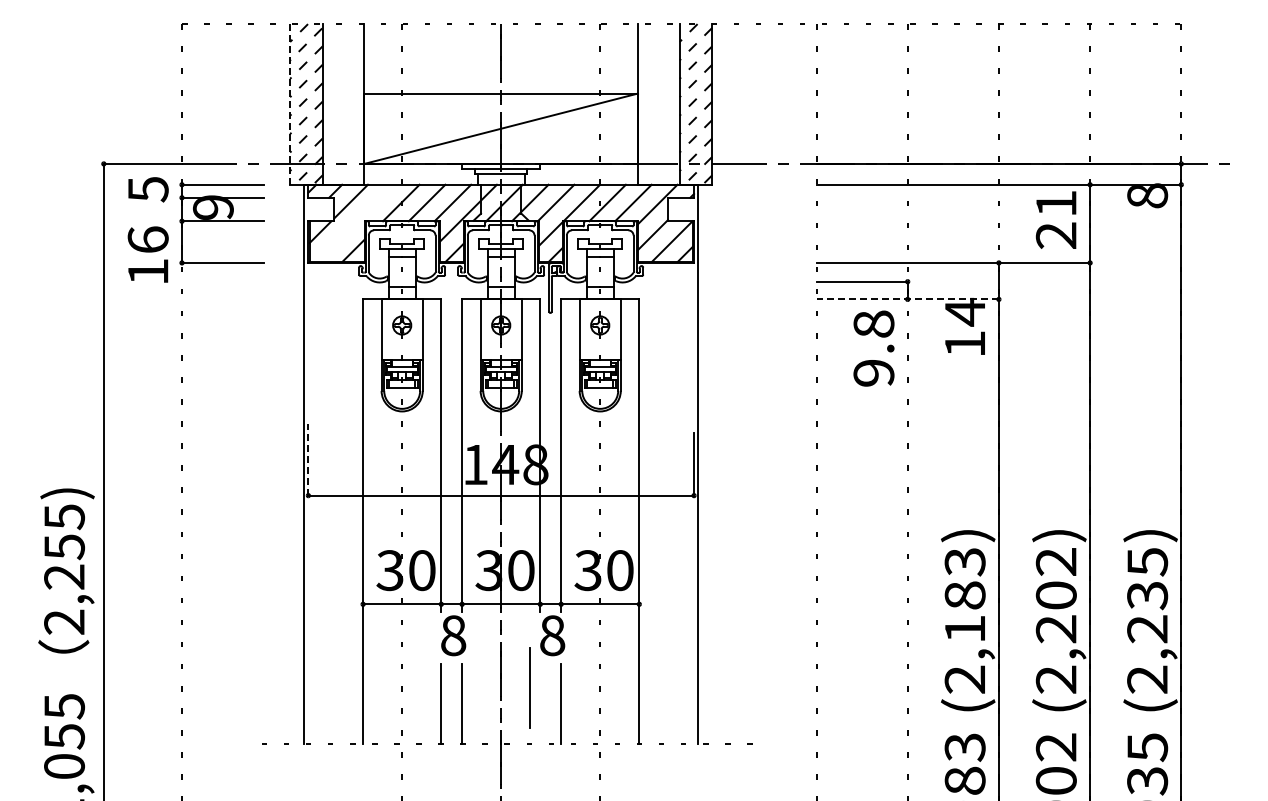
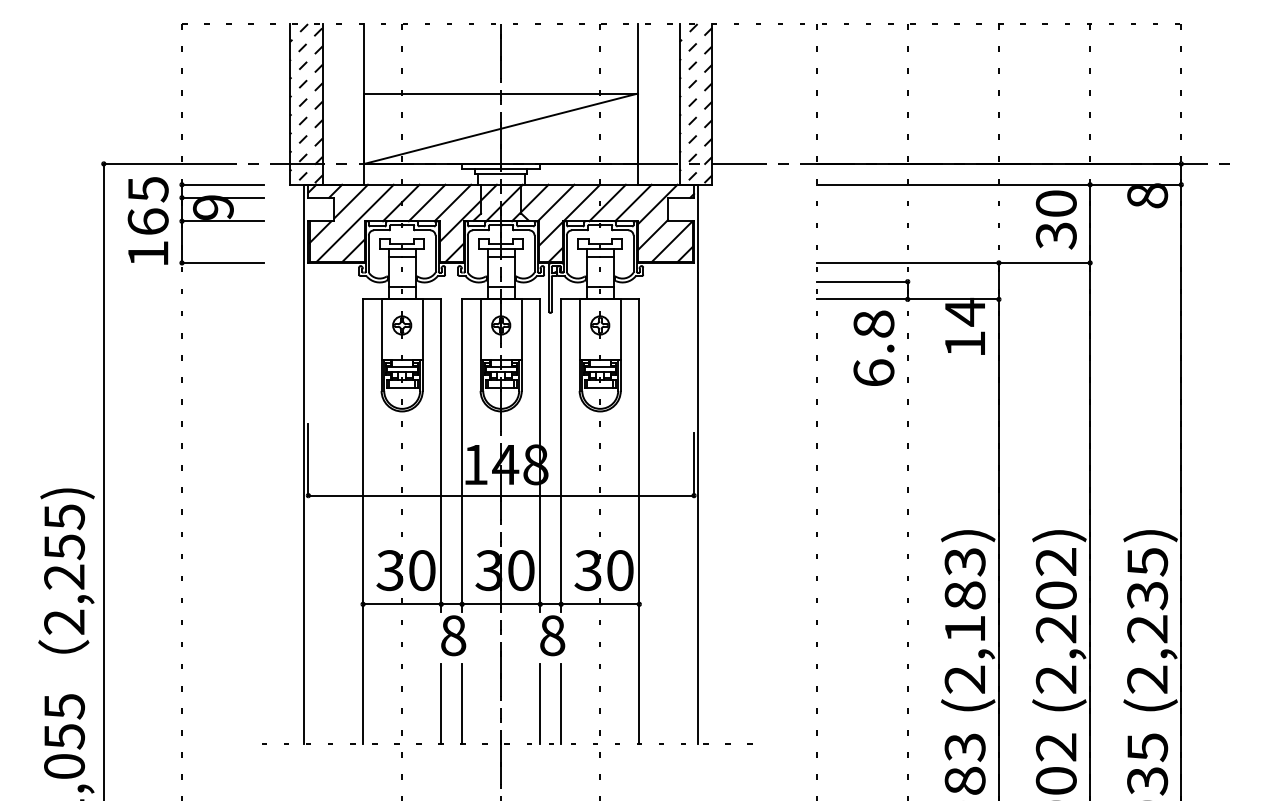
line: dashed -> solid (290, 104)
text: 21 -> 30 (1055, 219)
line: none -> present (354, 222)
text position: (147, 254) -> (147, 236) (147, 236)
line: dashed -> solid (907, 299)
text: 9.8 -> 6.8 (873, 372)
line: dashed -> solid (308, 459)
line position: (529, 687) -> (539, 703) (539, 703)
